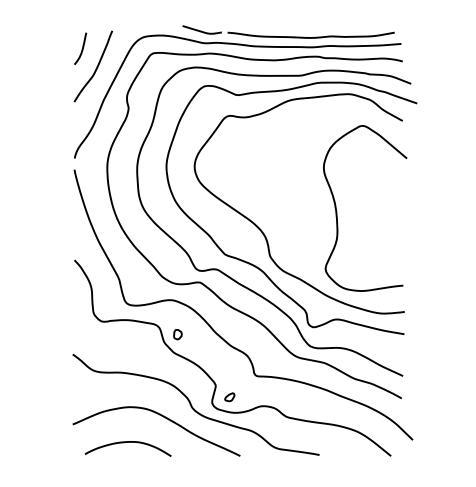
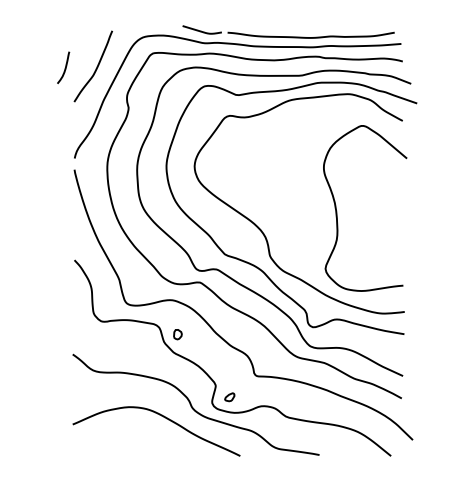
curve position: (81, 49) -> (64, 68) (64, 68)
curve: present -> none (124, 443)
